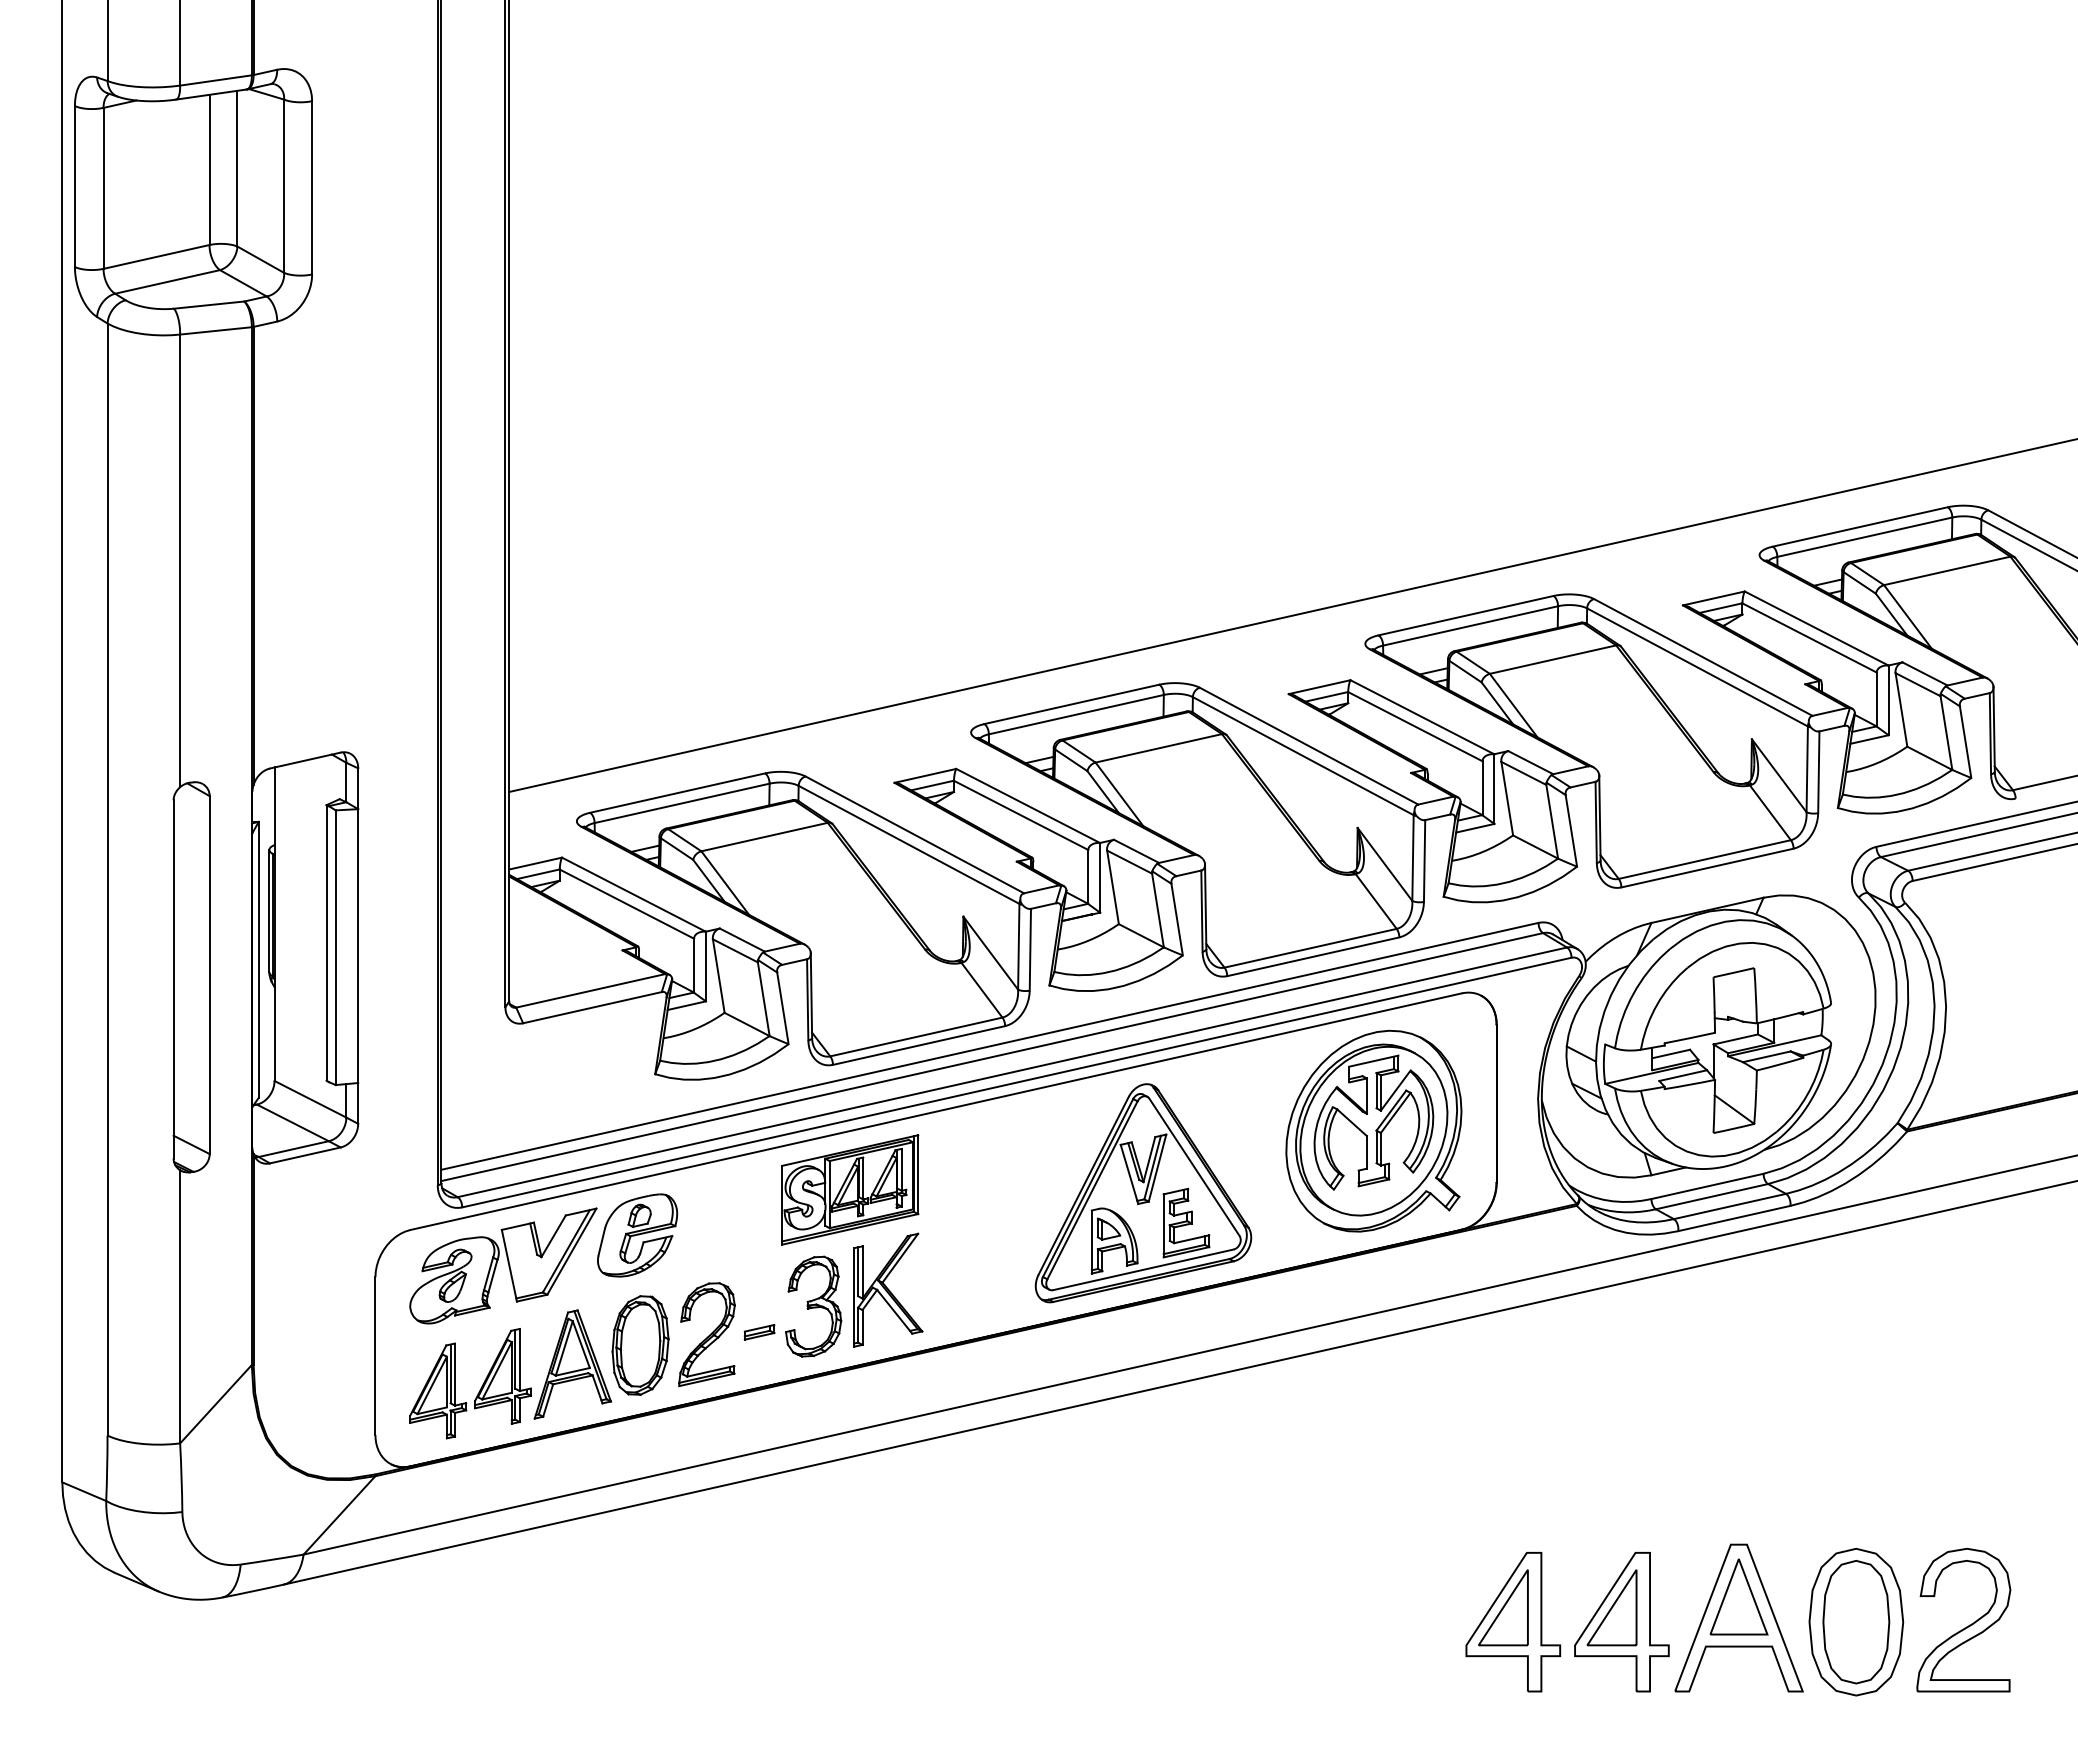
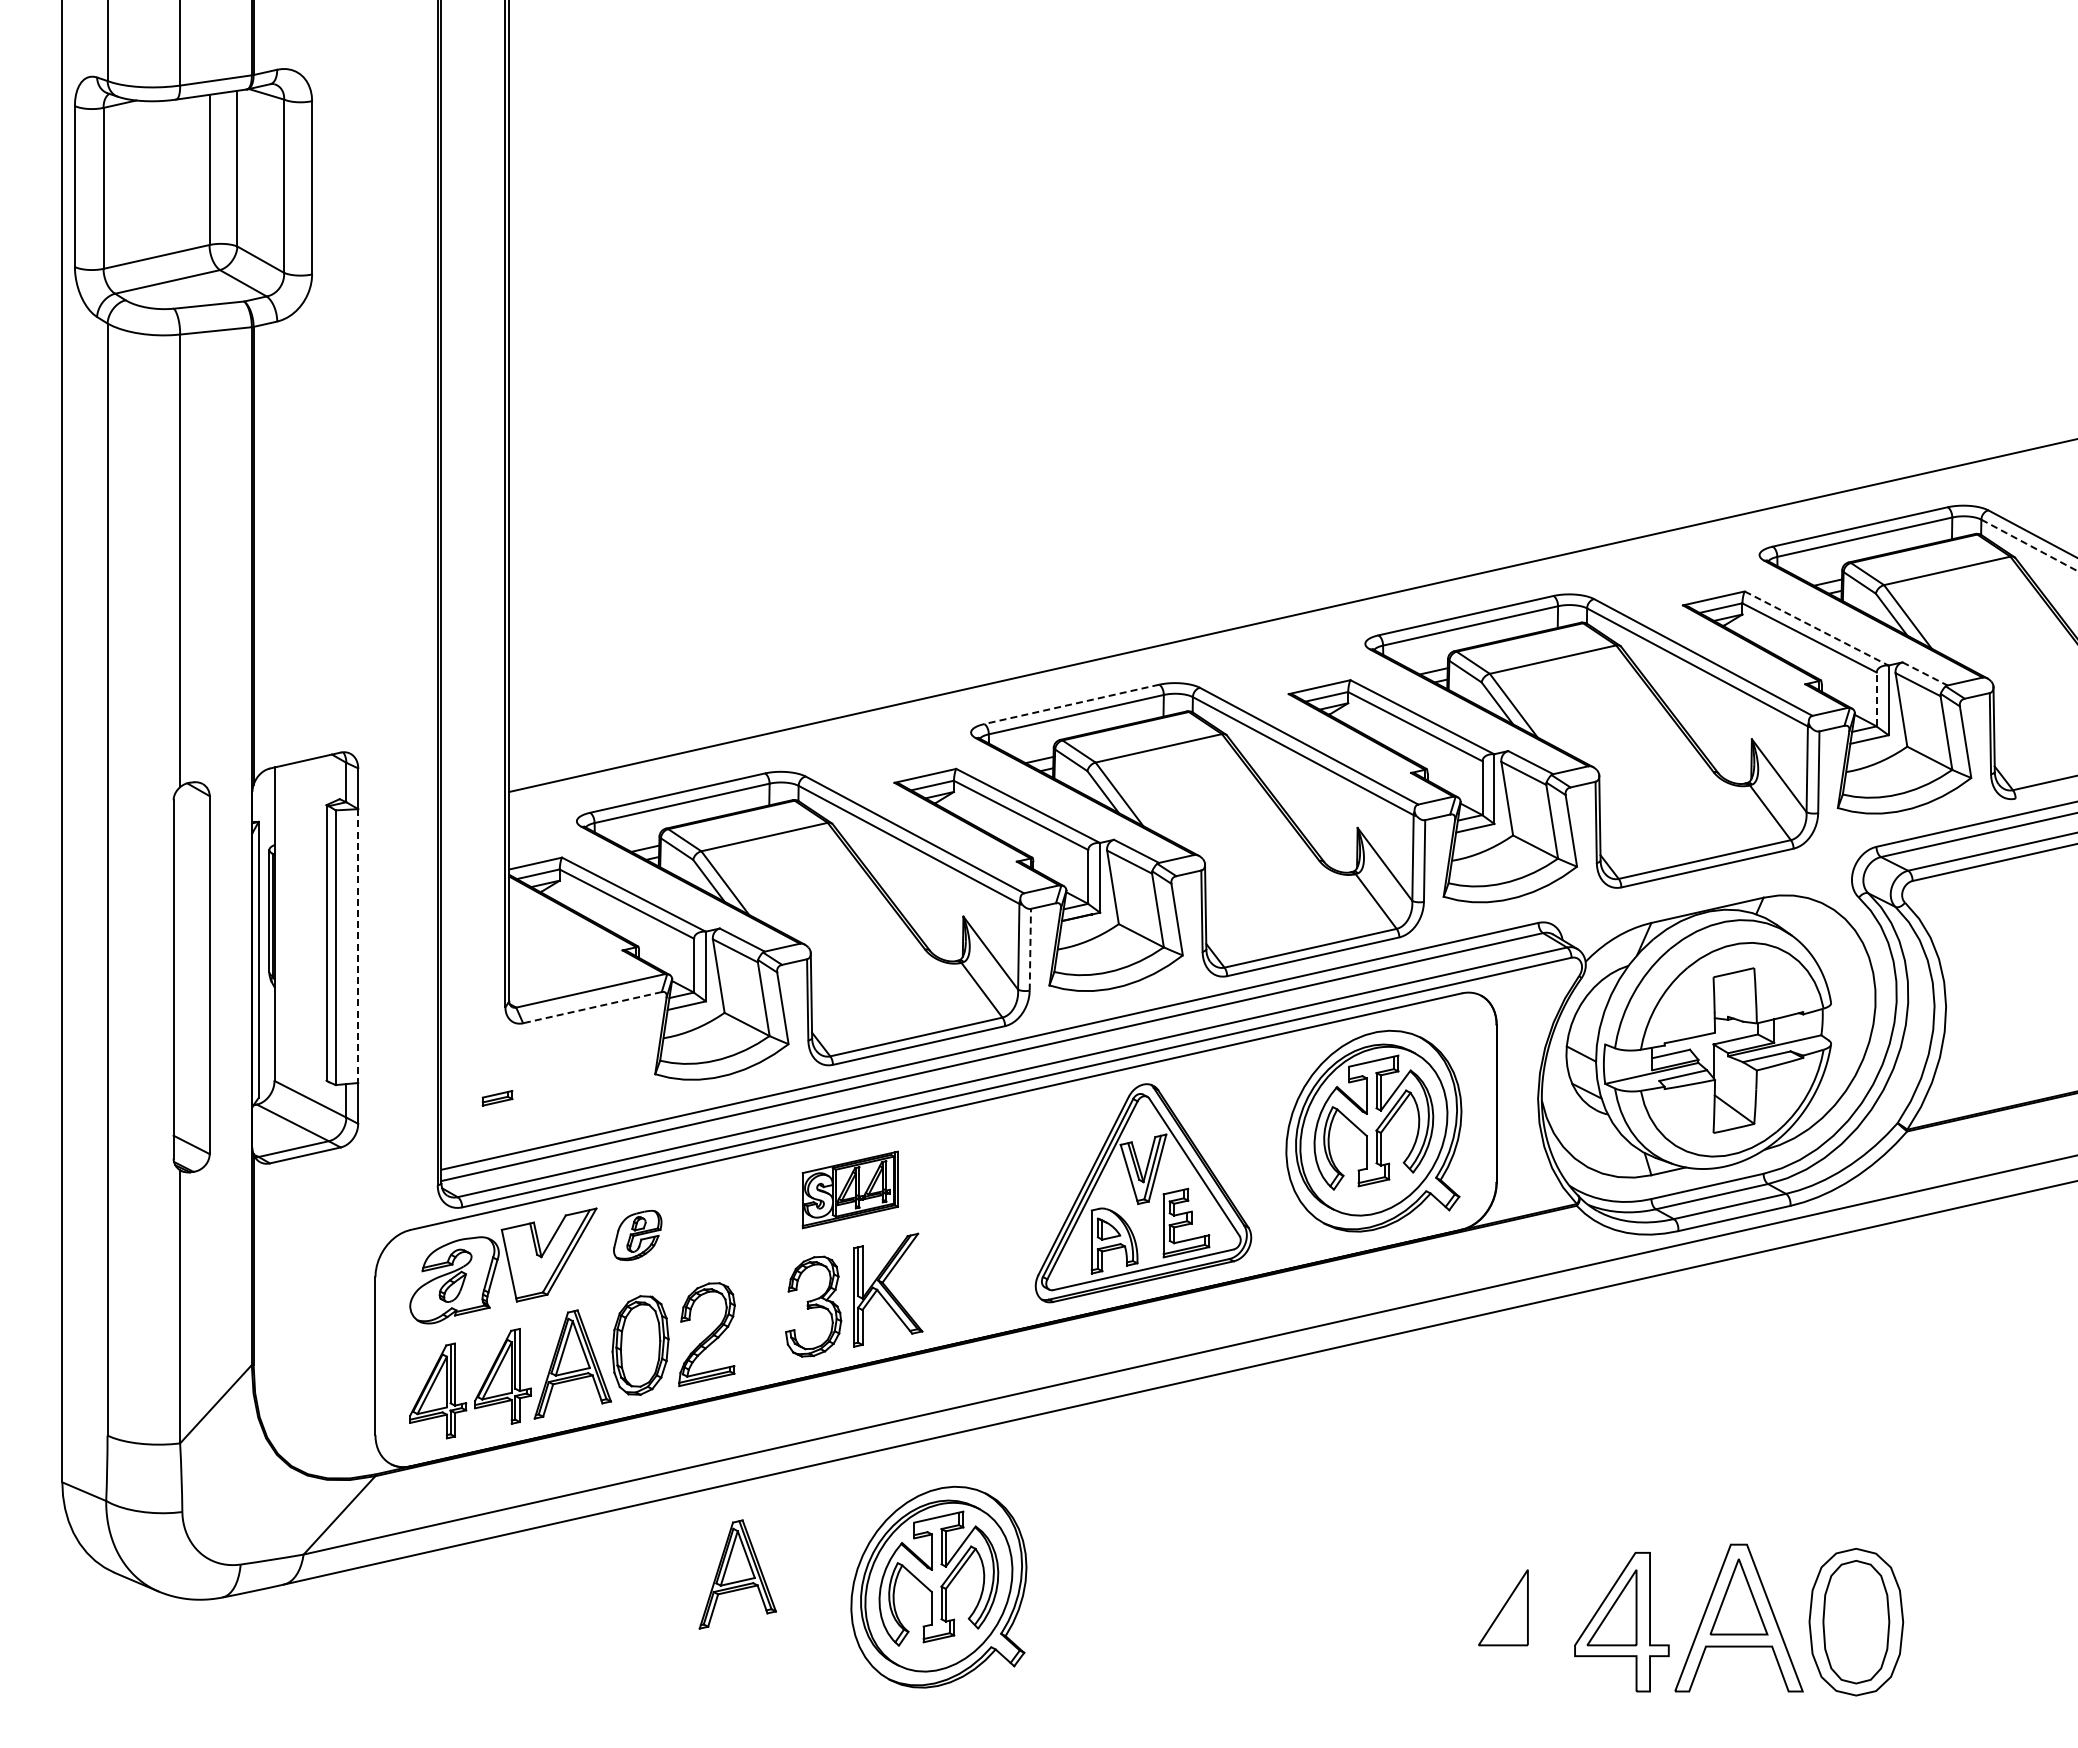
line: solid -> dashed (2029, 545)
line: solid -> dashed (1816, 628)
line: solid -> dashed (1925, 674)
line: solid -> dashed (1876, 699)
line: solid -> dashed (1071, 704)
line: solid -> dashed (358, 946)
line: solid -> dashed (1030, 949)
line: solid -> dashed (591, 1007)
part size: 139x112 px -> 98x80 px (849, 1189)
part size: 82x85 px -> 50x53 px (637, 1235)
part position: (759, 1332) -> (497, 1098) (497, 1098)
part: none -> present (737, 1574)
part: none -> present (938, 1586)
part: present -> none (1513, 1622)
part: present -> none (1966, 1626)
